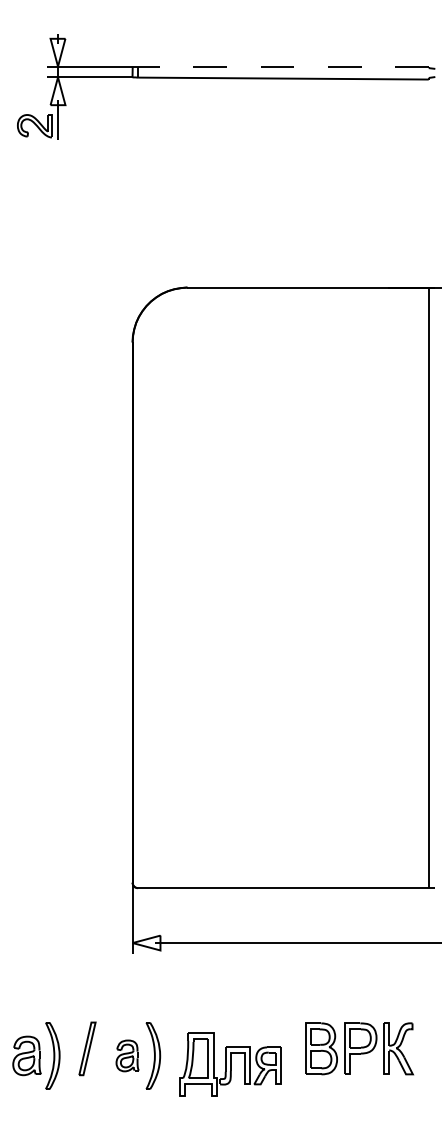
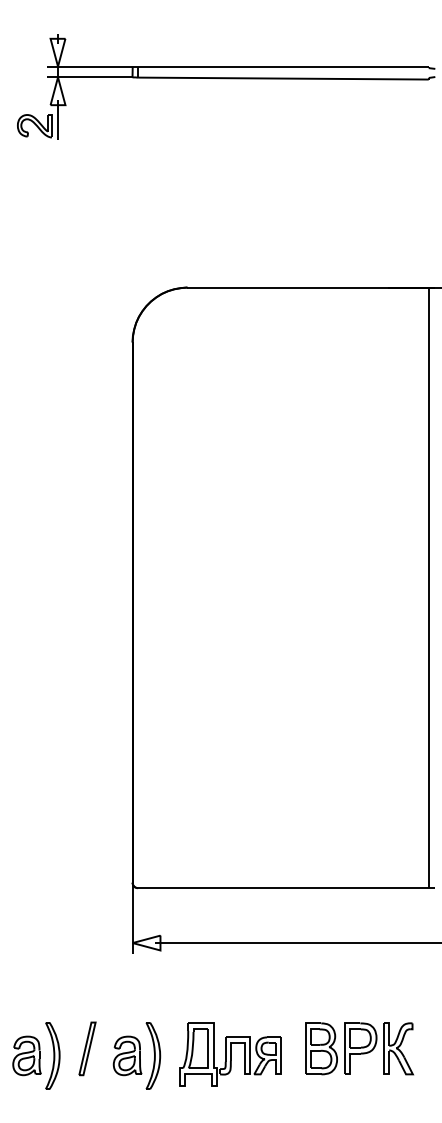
line: dashed -> solid (282, 66)
part size: 25x34 px -> 31x42 px (127, 1055)
part position: (230, 1064) -> (230, 1054) (230, 1054)
